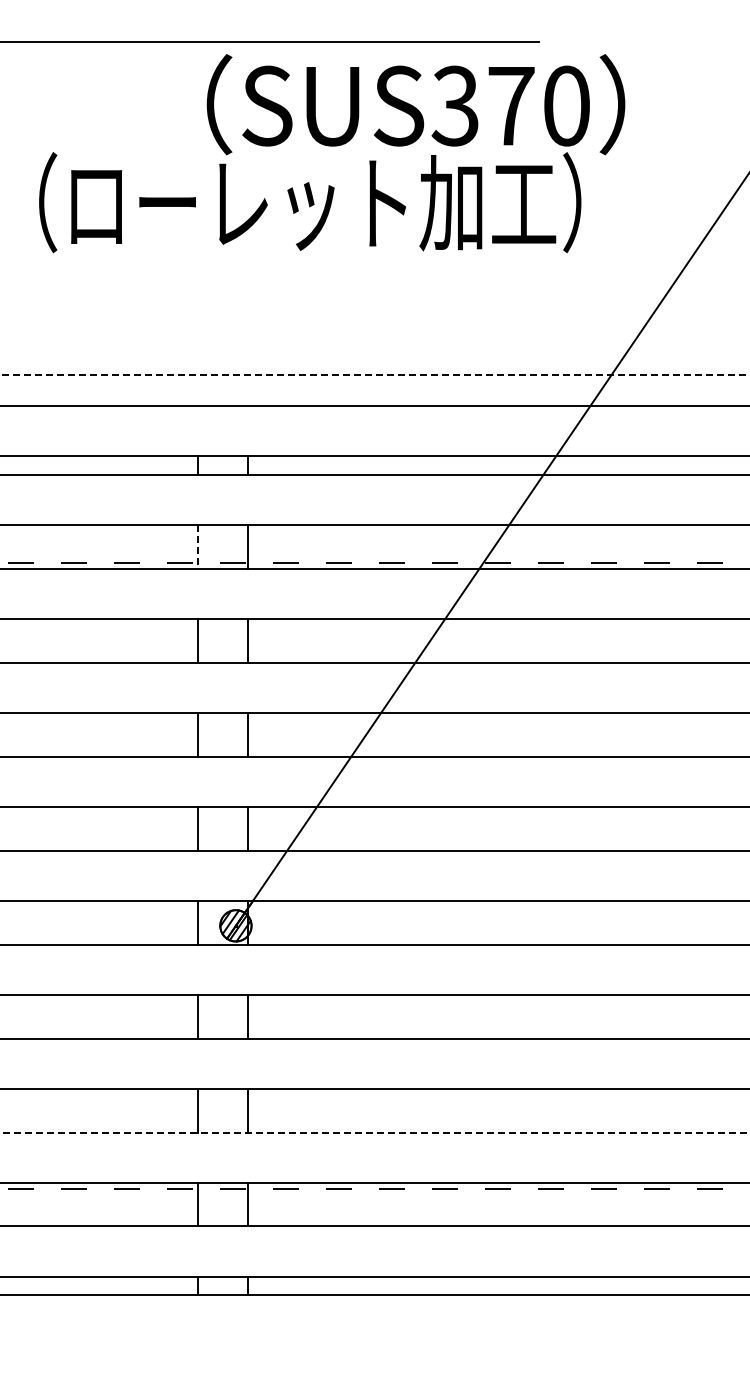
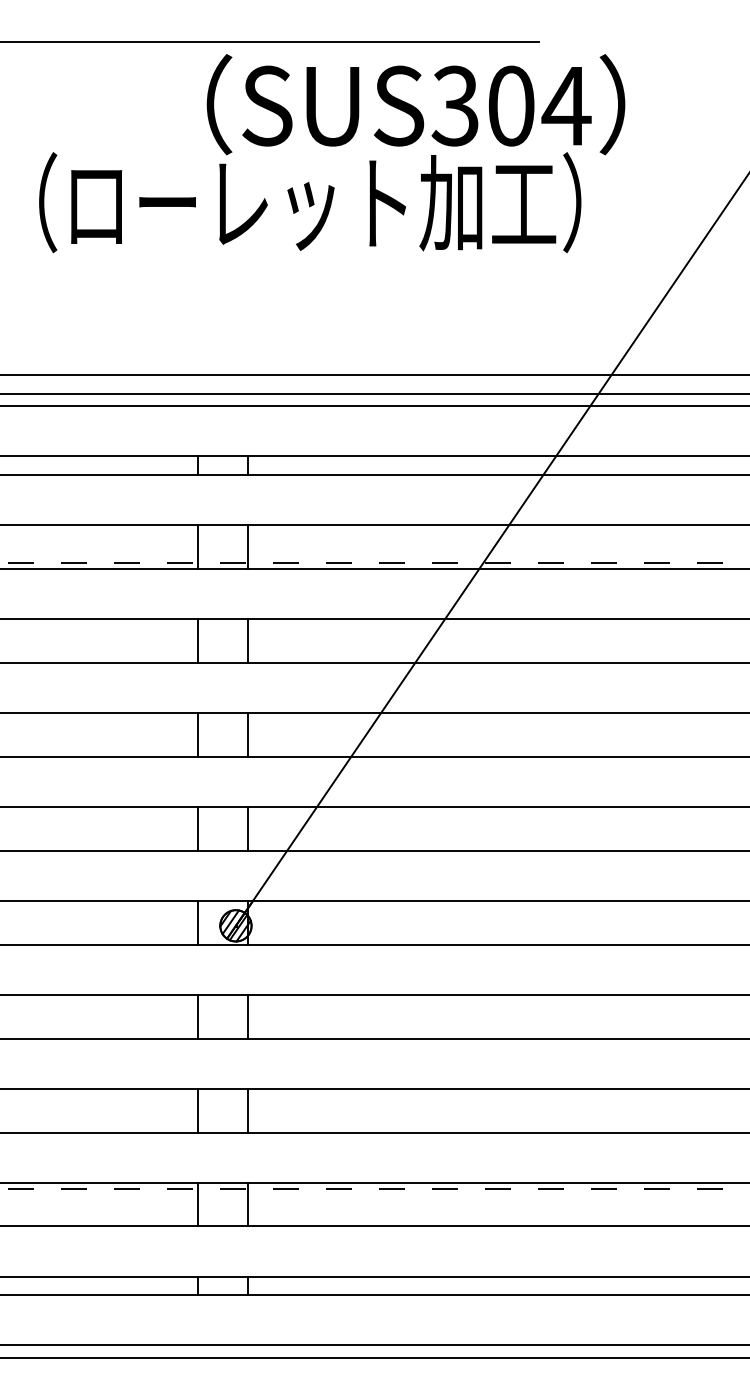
text: SUS370 -> SUS304 (539, 105)
line: dashed -> solid (375, 375)
line: none -> present (374, 393)
line: dashed -> solid (198, 547)
line: dashed -> solid (375, 1132)
line: none -> present (374, 1345)
line: none -> present (374, 1357)
